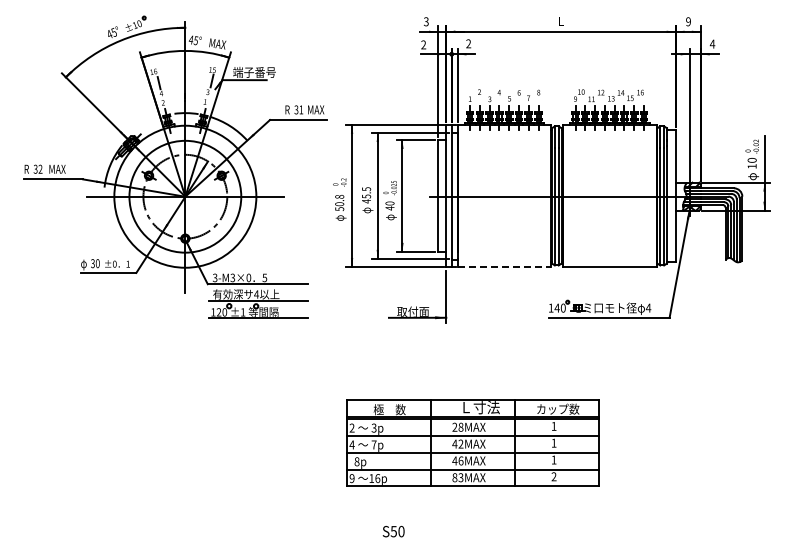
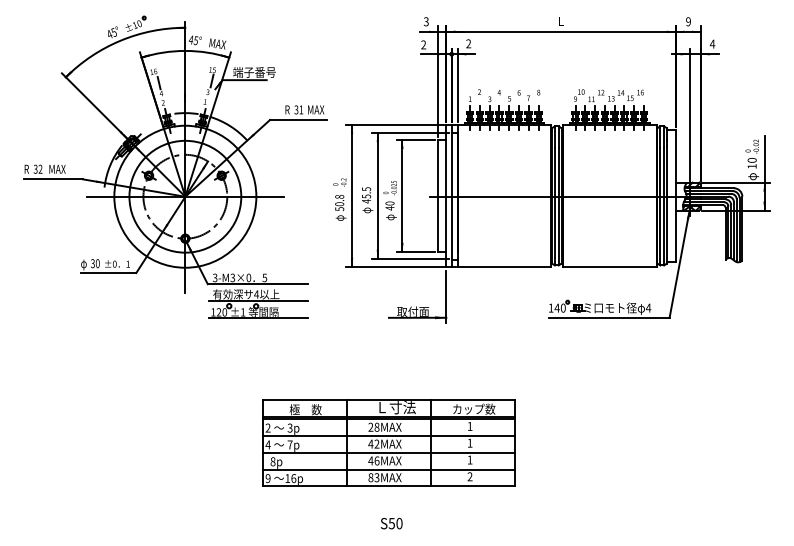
line: dashed -> solid (504, 266)
part position: (472, 442) -> (388, 442) (388, 442)
text position: (393, 531) -> (391, 523) (391, 523)
